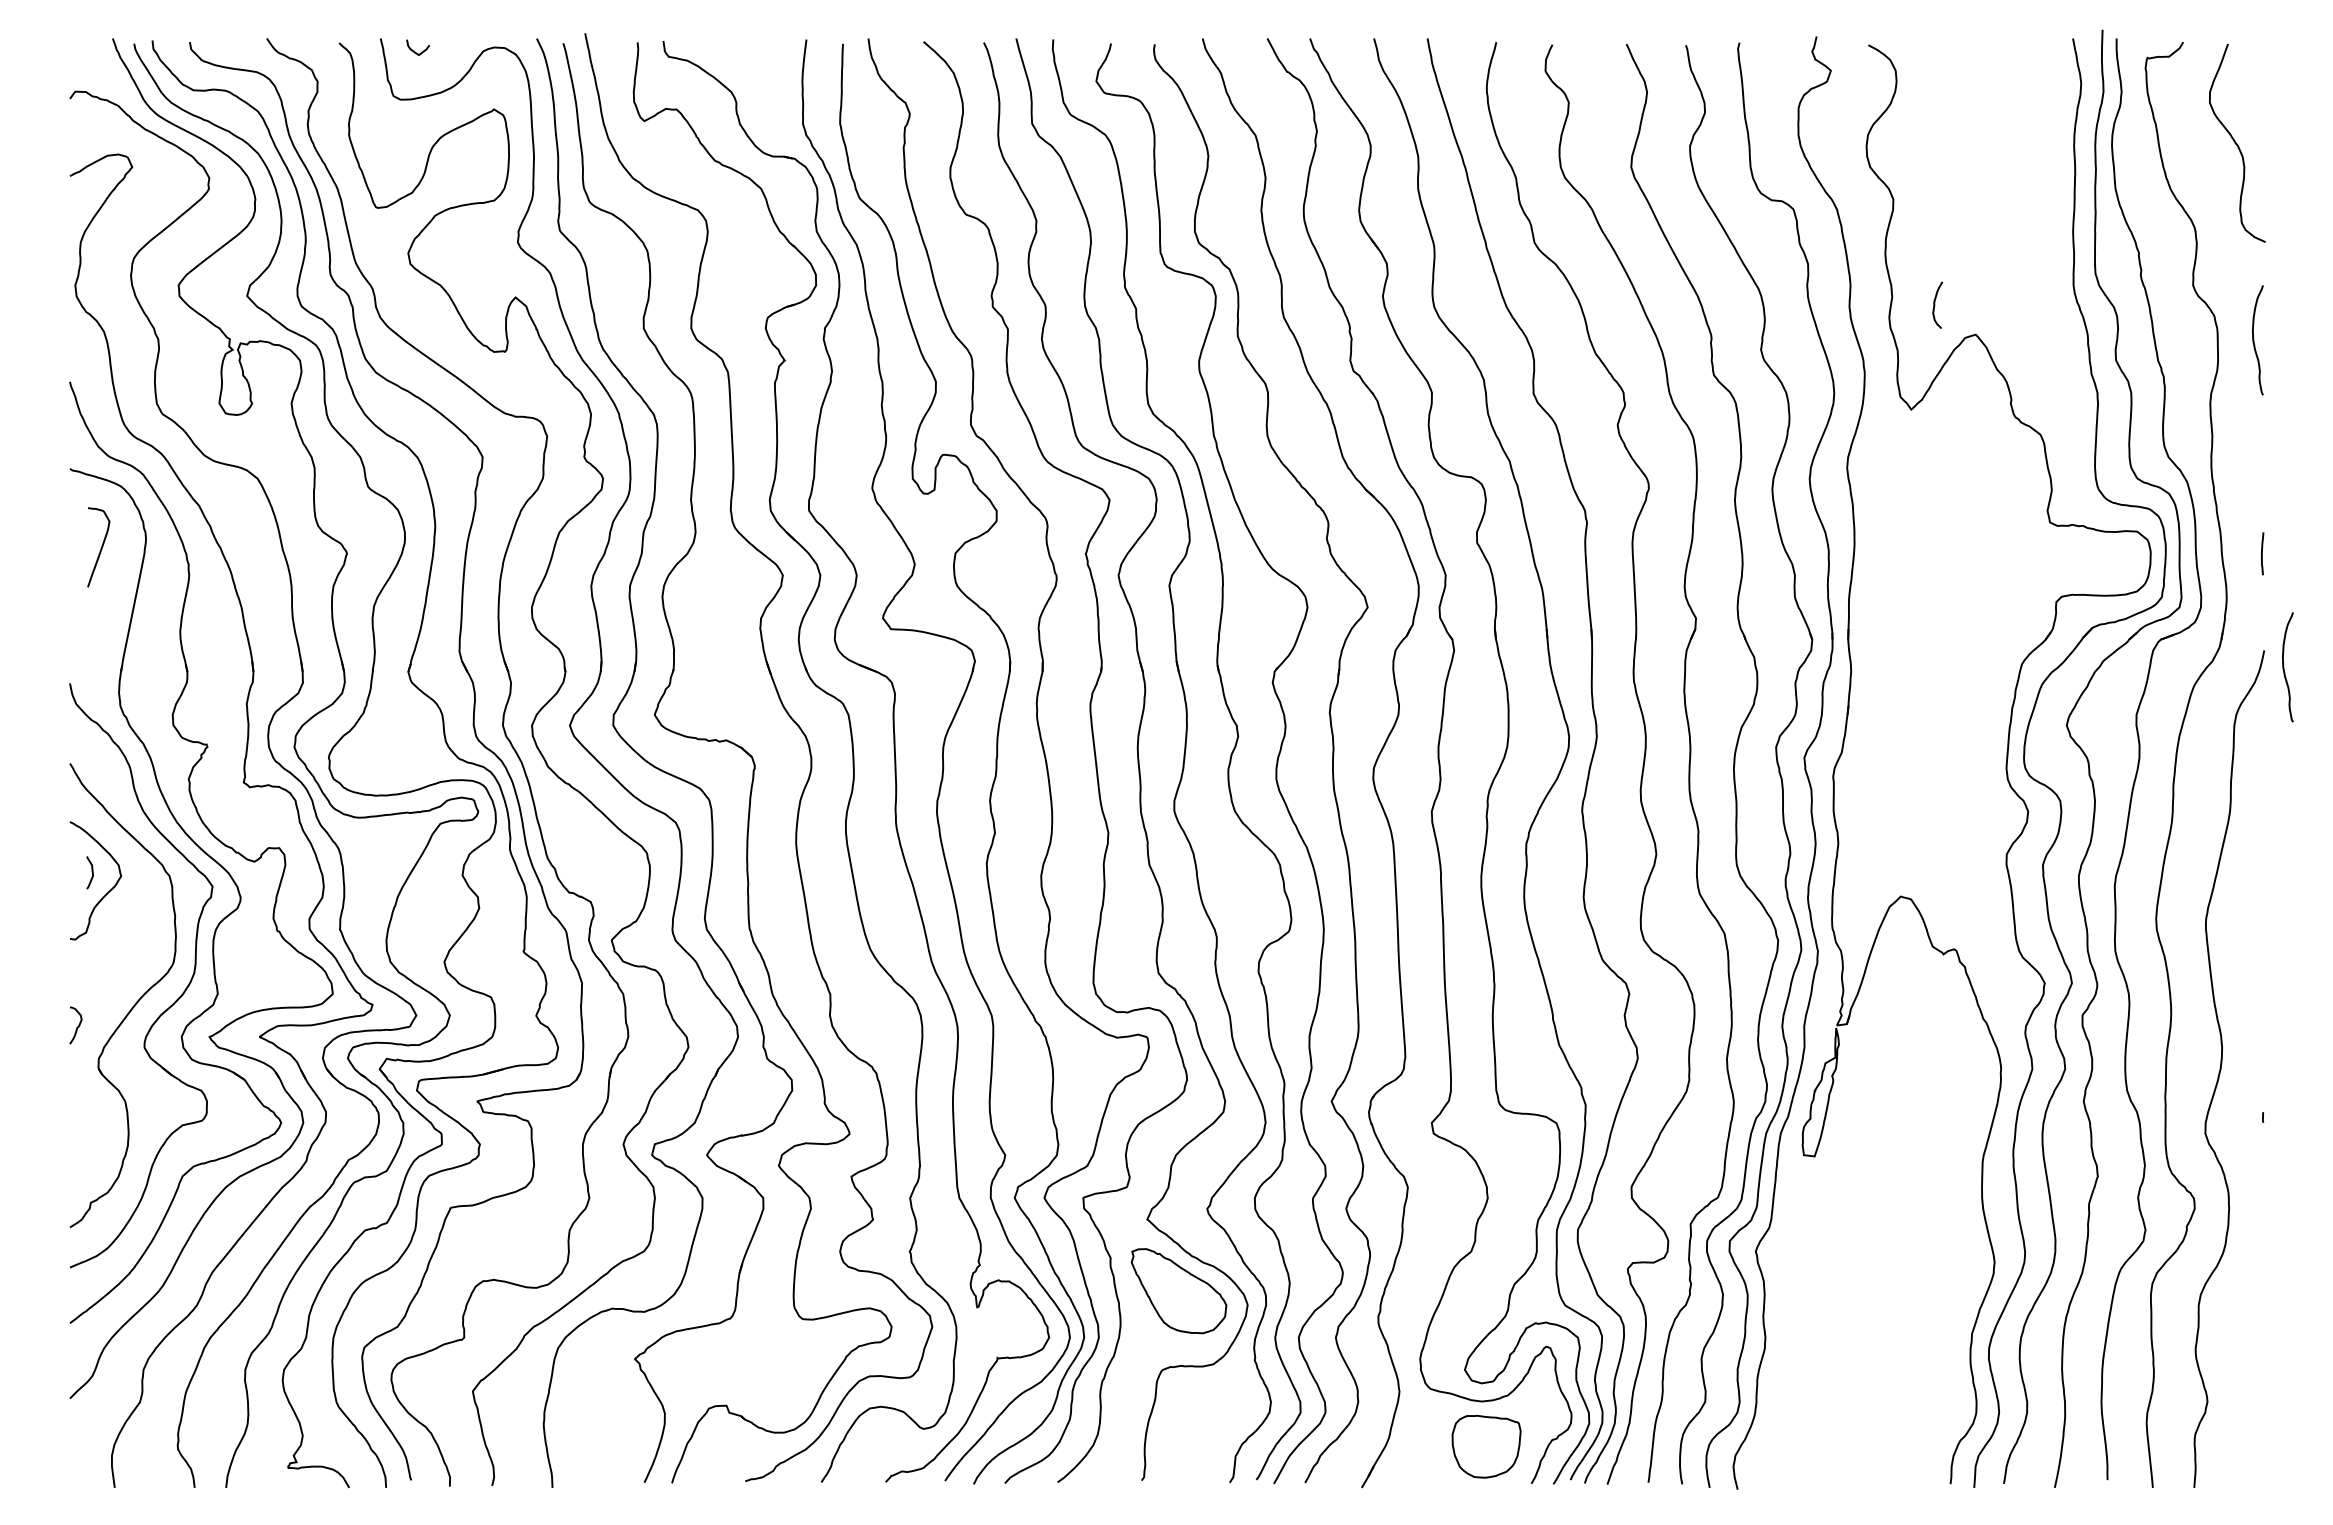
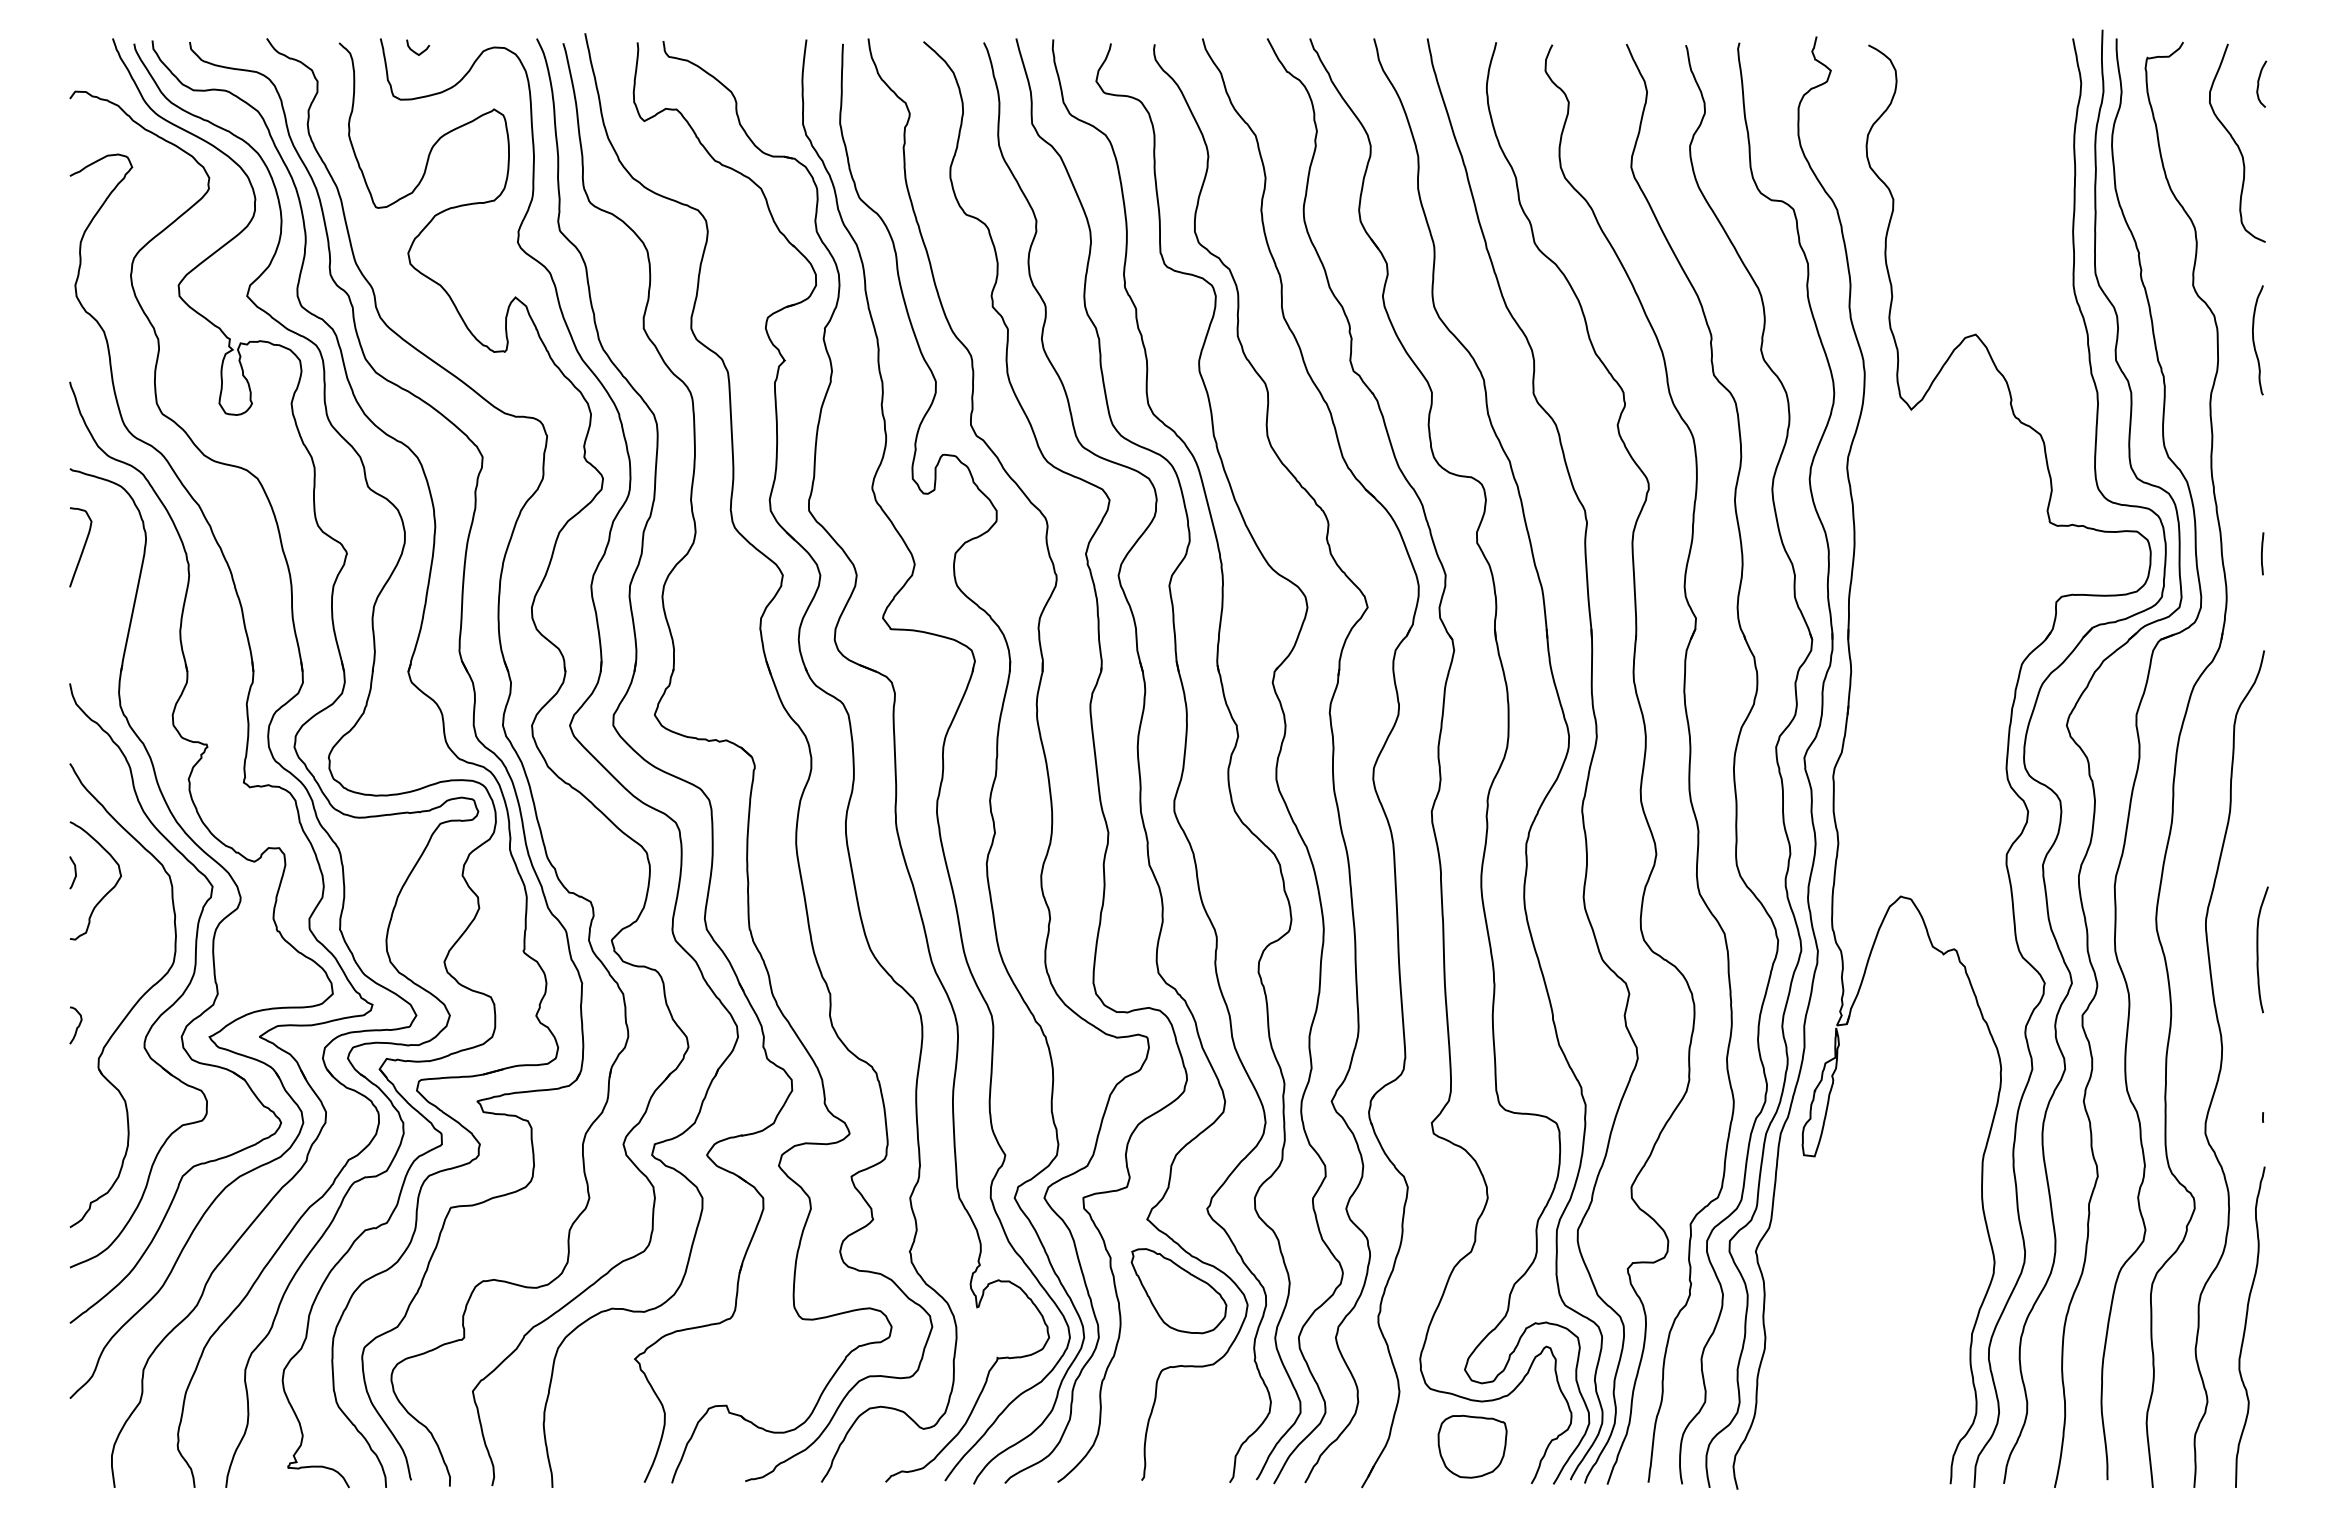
curve position: (1935, 304) -> (2259, 83) (2259, 83)
curve position: (100, 548) -> (82, 548) (82, 548)
curve: present -> none (2284, 667)
curve position: (91, 872) -> (74, 872) (74, 872)
curve: none -> present (2258, 949)
curve: none -> present (2246, 1326)
part position: (1486, 1446) -> (1472, 1446) (1472, 1446)
